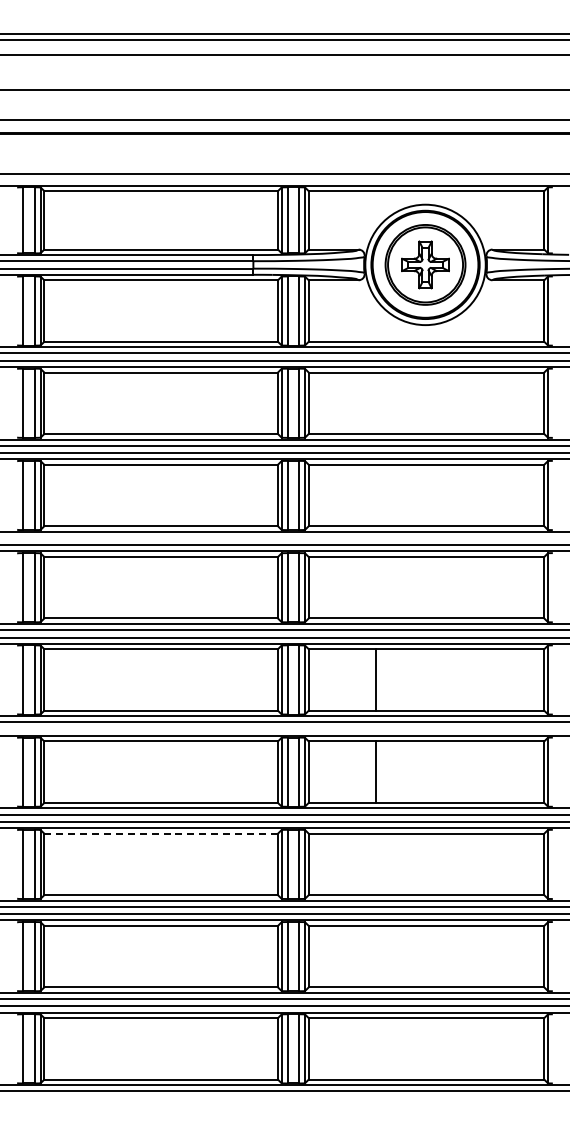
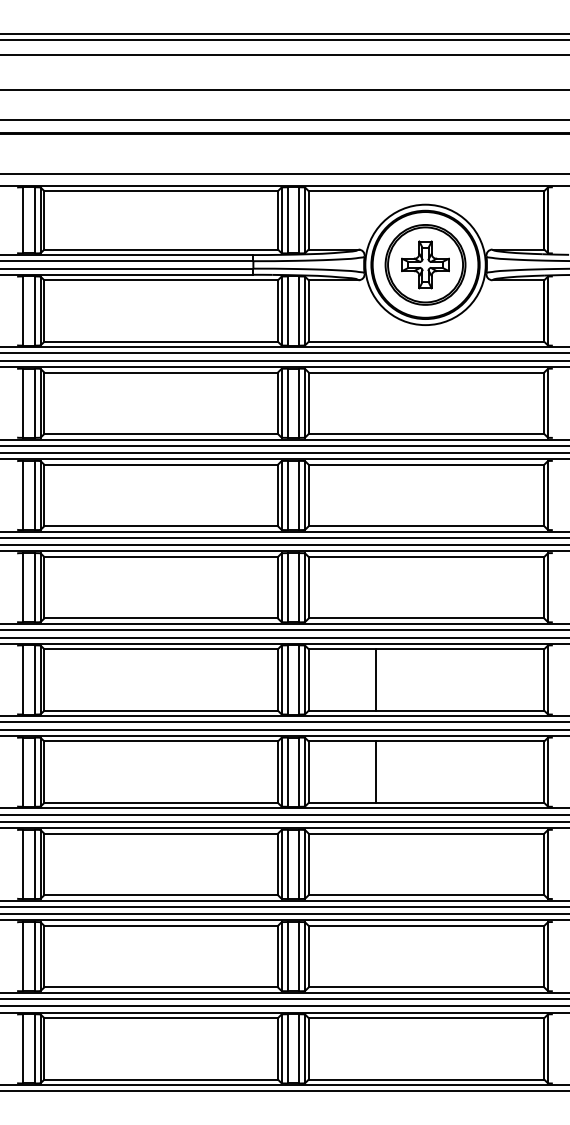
line: none -> present (284, 537)
line: none -> present (284, 729)
line: dashed -> solid (161, 833)
